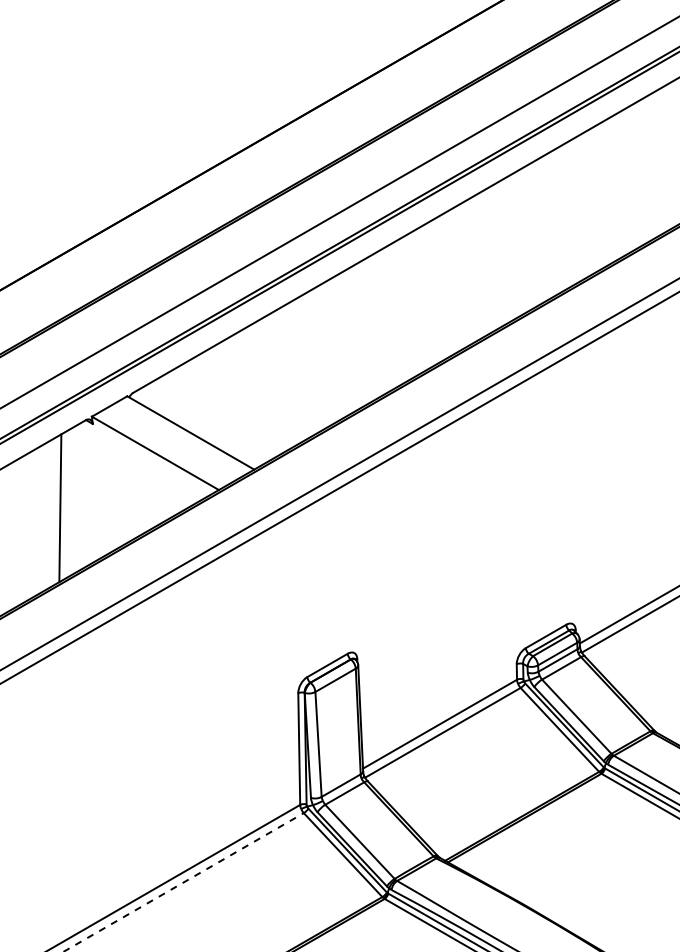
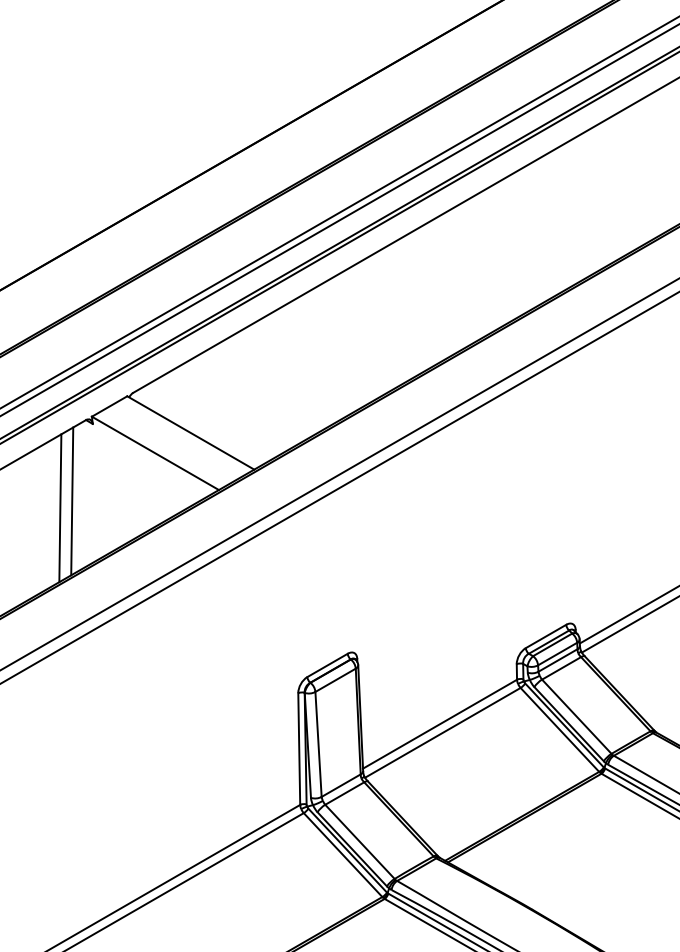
line: none -> present (339, 220)
line: none -> present (72, 501)
line: dashed -> solid (183, 882)
